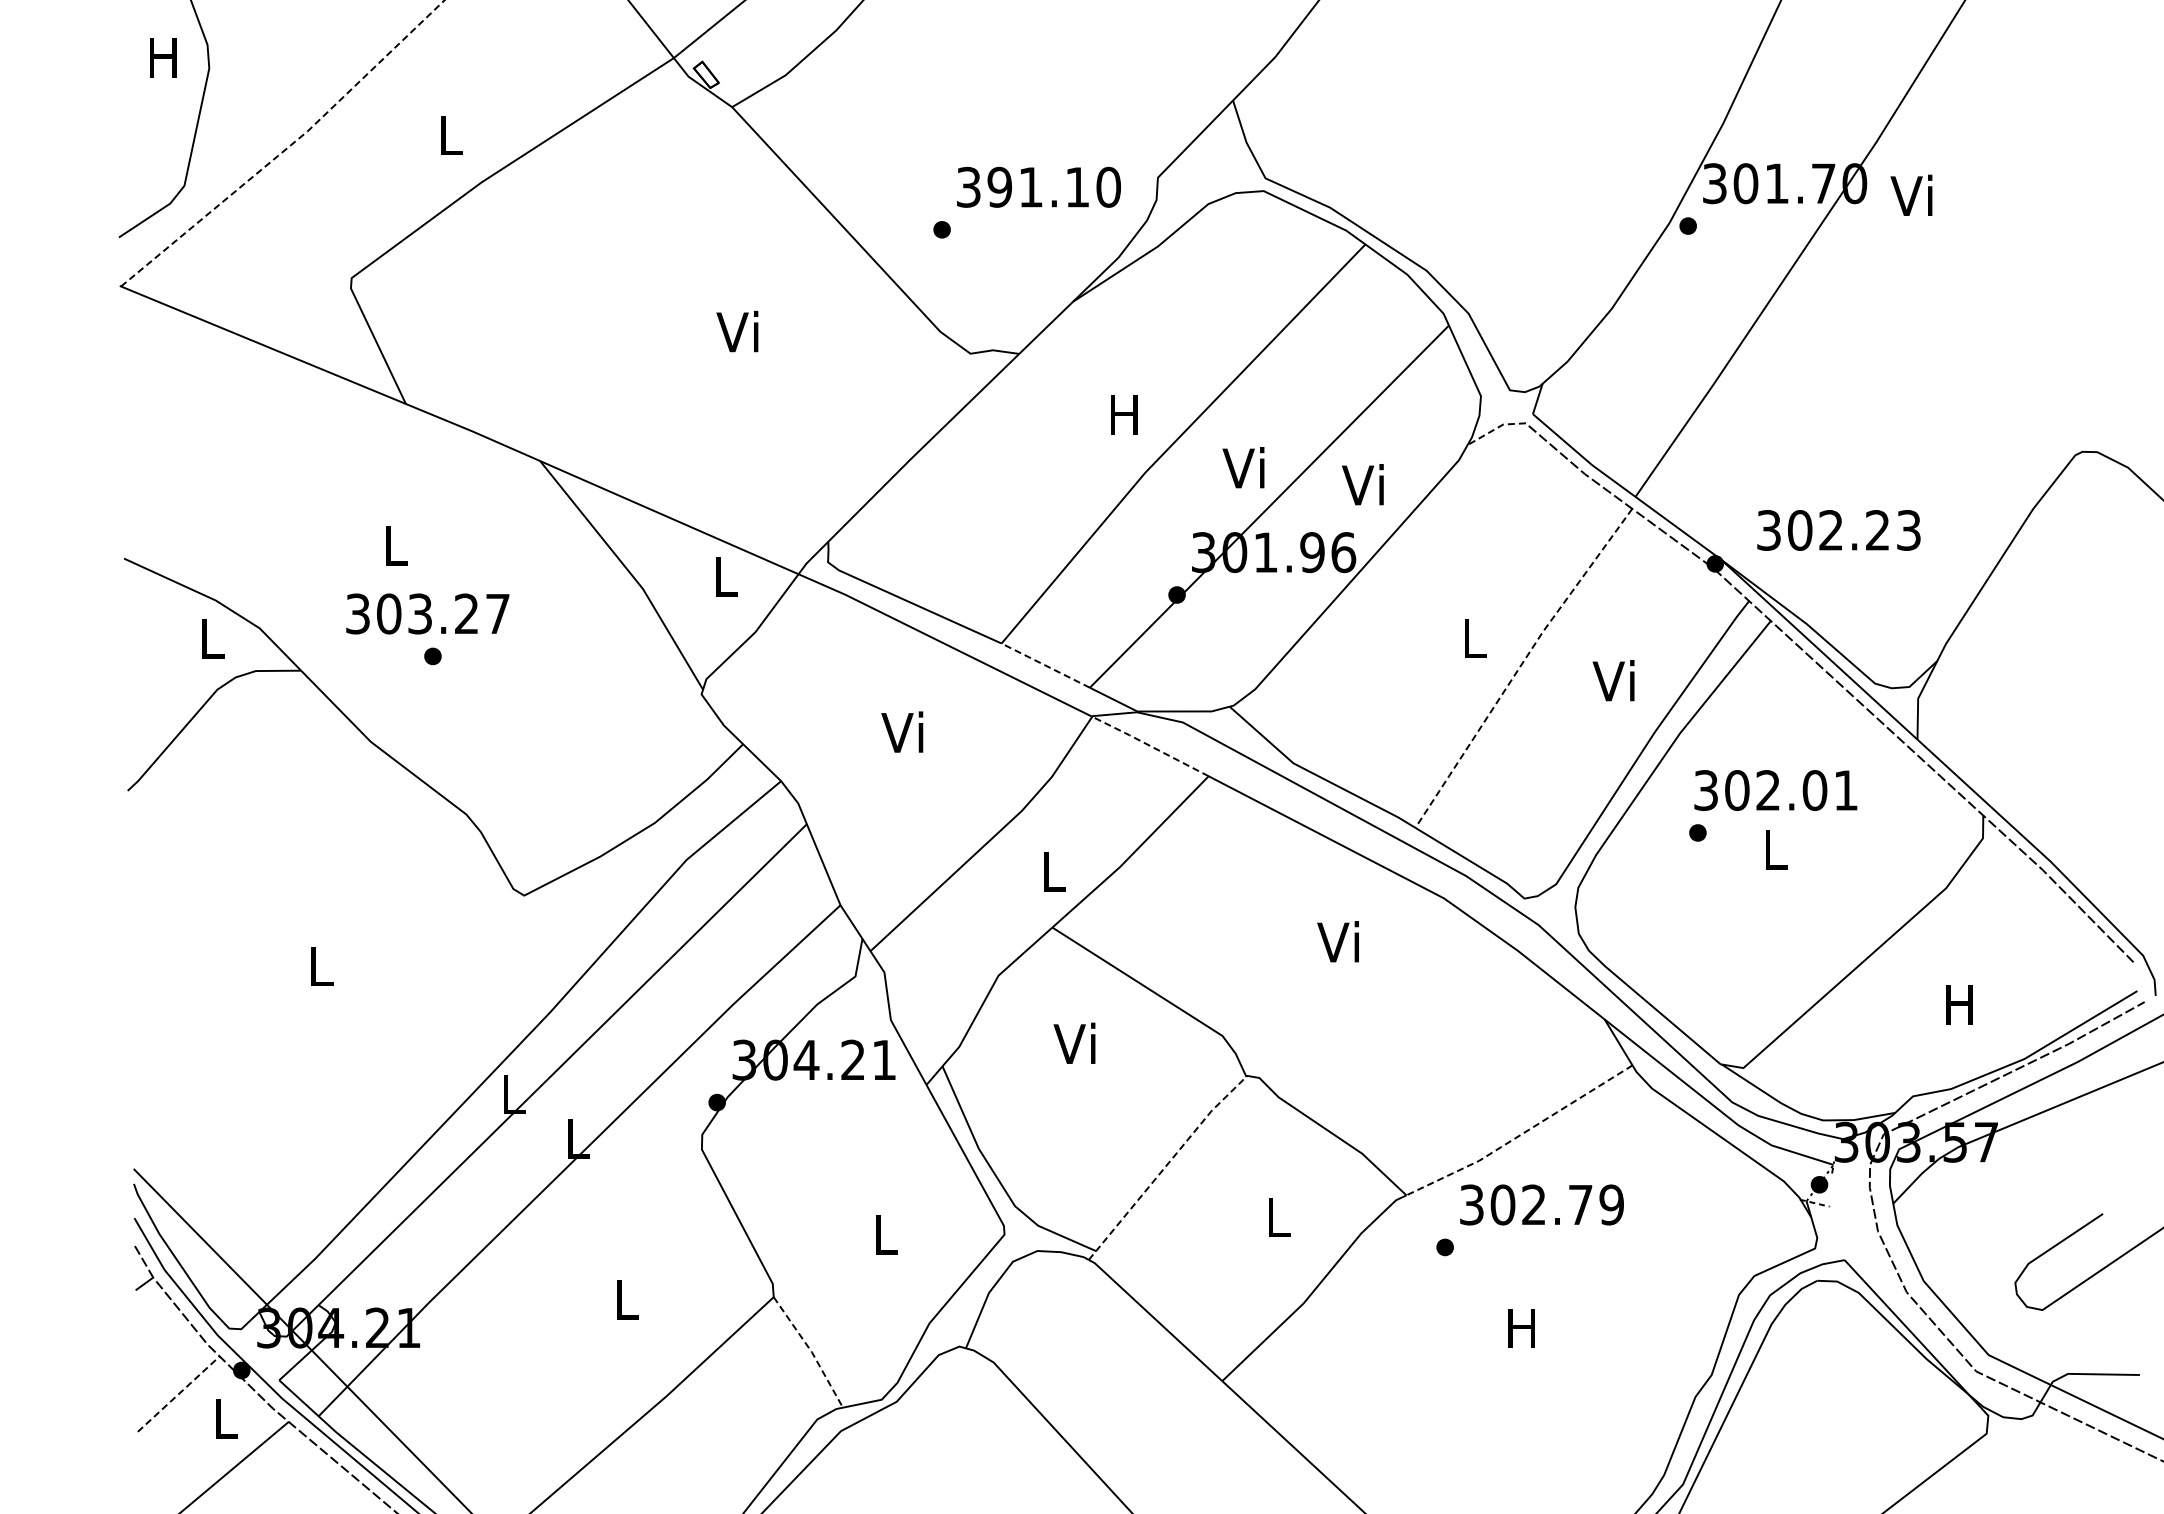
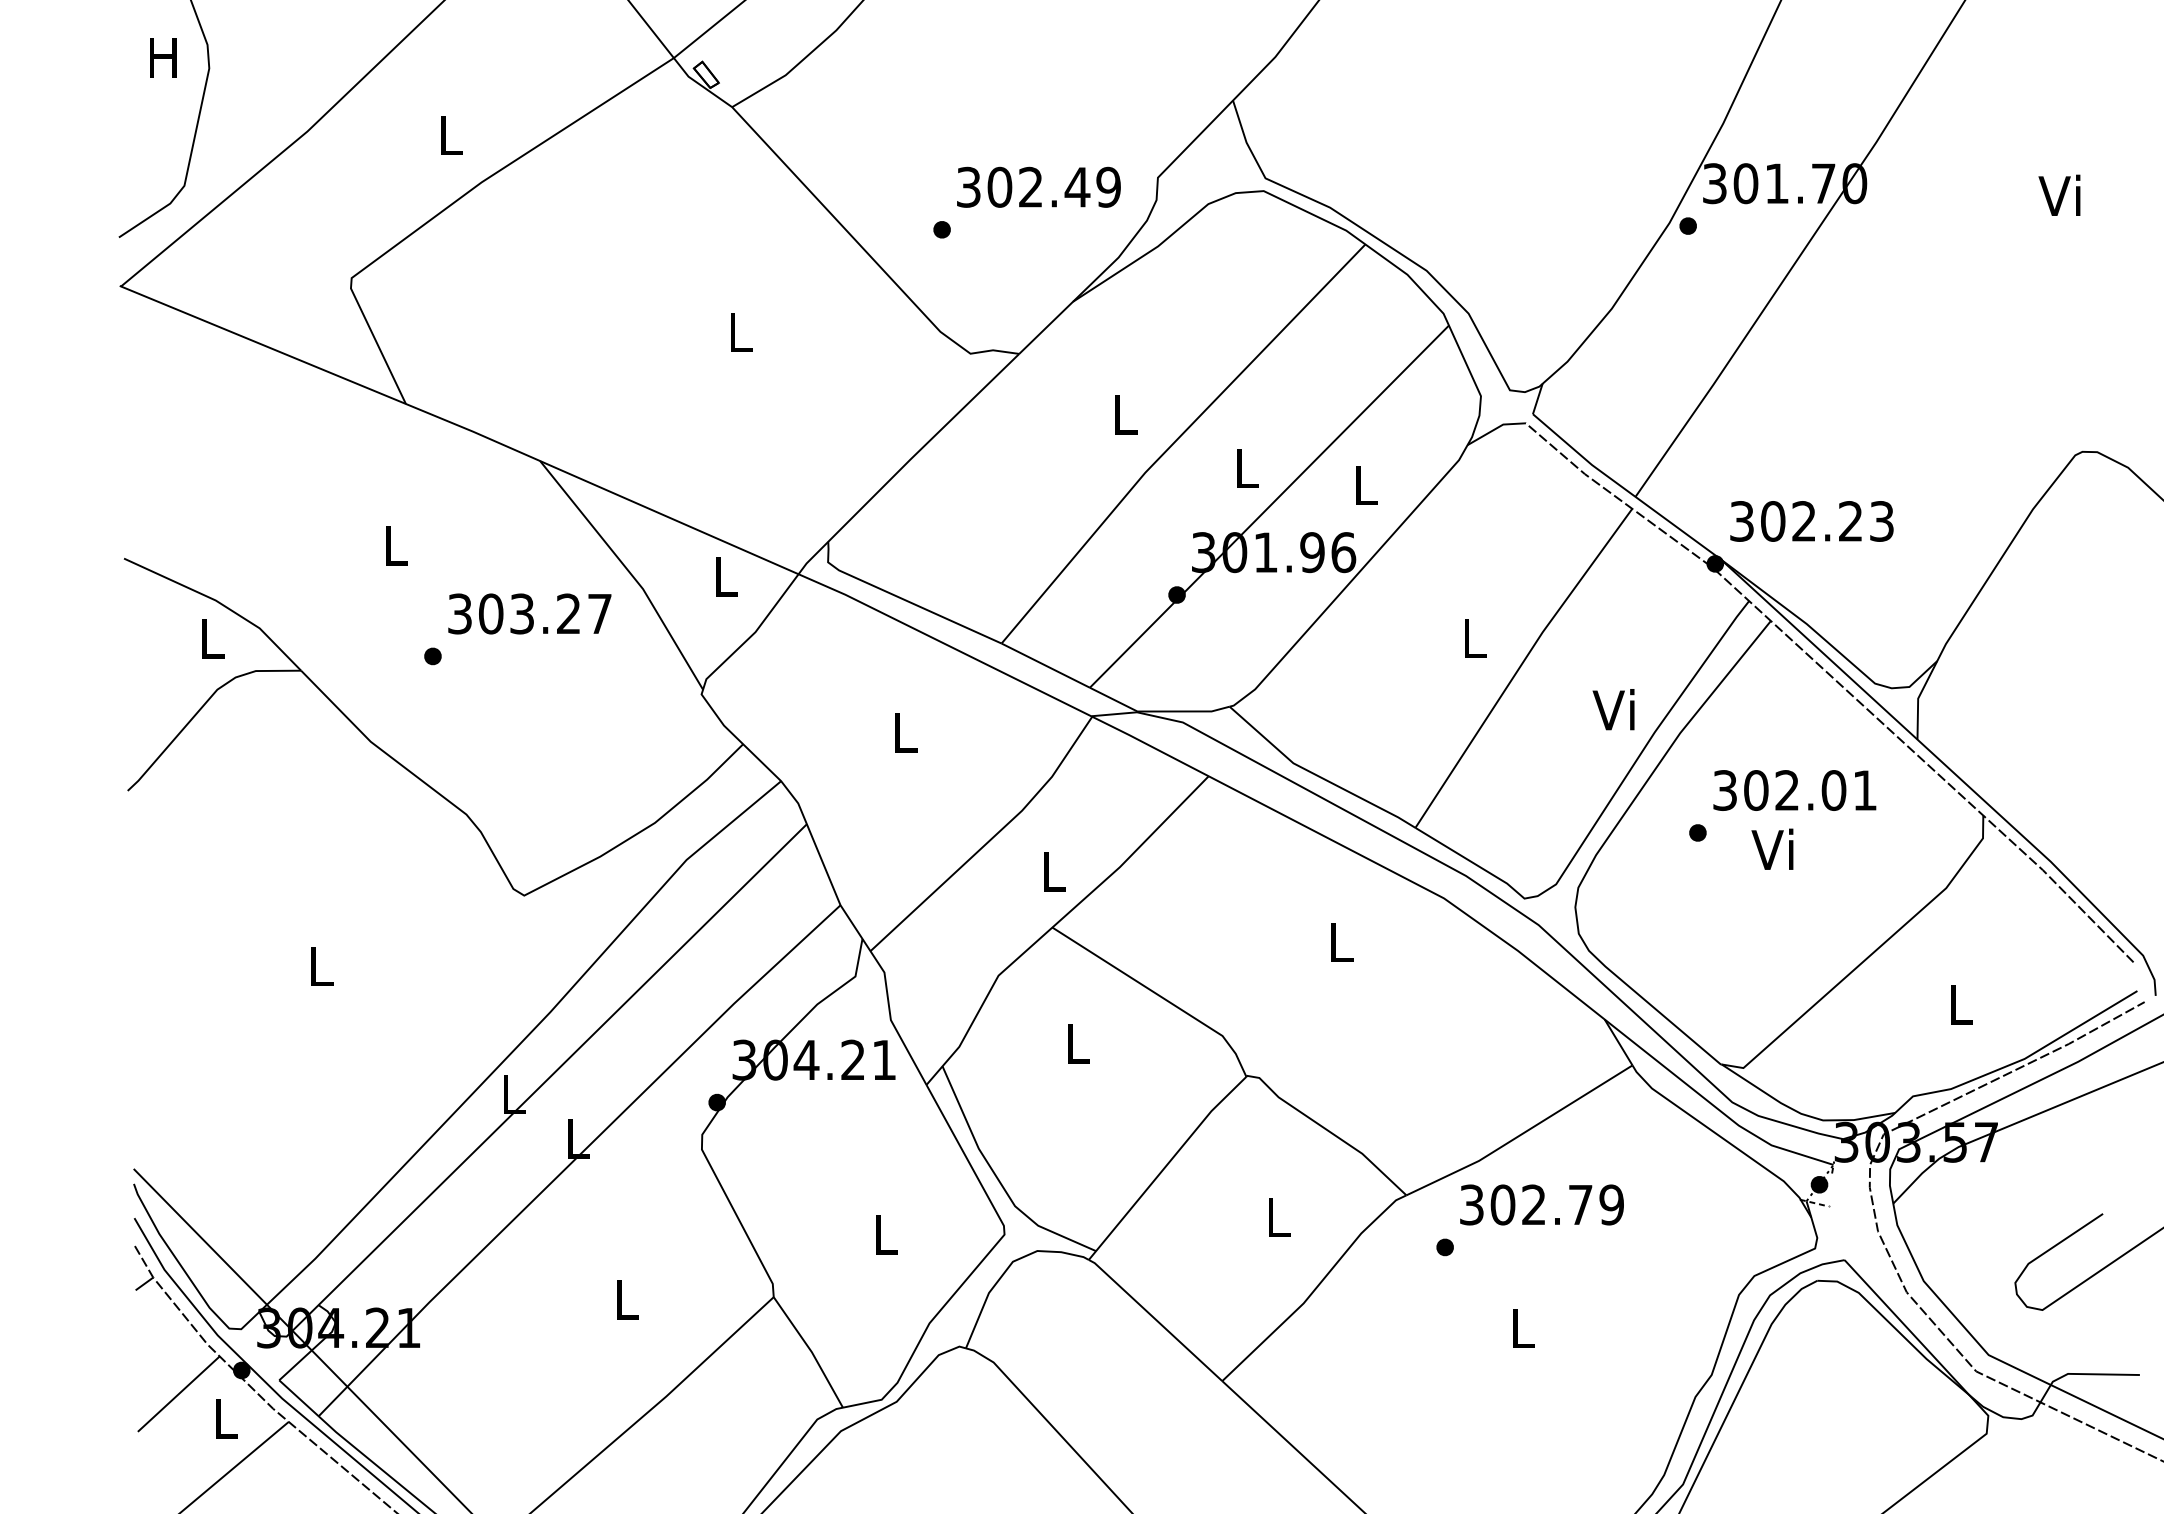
line: dashed -> solid (287, 148)
text: 391.10 -> 302.49 (1054, 186)
text position: (1911, 194) -> (2059, 194) (2059, 194)
text: Vi -> L (737, 331)
text: H -> L (1124, 414)
line: dashed -> solid (1495, 428)
text: Vi -> L (1243, 467)
text: Vi -> L (1362, 484)
text position: (1838, 530) -> (1811, 521) (1811, 521)
text position: (427, 613) -> (529, 613) (529, 613)
line: dashed -> solid (1045, 665)
line: dashed -> solid (1520, 665)
text position: (1613, 680) -> (1613, 709) (1613, 709)
text: Vi -> L (902, 731)
line: dashed -> solid (1149, 745)
text position: (1775, 790) -> (1794, 790) (1794, 790)
text: L -> Vi (1772, 848)
text: Vi -> L (1337, 941)
text: H -> L (1959, 1004)
text: Vi -> L (1074, 1042)
line: dashed -> solid (1520, 1135)
line: dashed -> solid (1166, 1165)
text: H -> L (1521, 1328)
line: dashed -> solid (811, 1351)
line: dashed -> solid (178, 1394)
